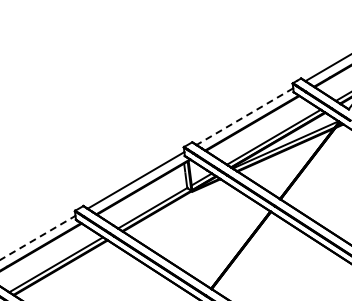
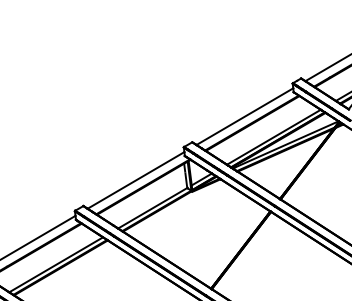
line: dashed -> solid (244, 116)
line: dashed -> solid (37, 237)
